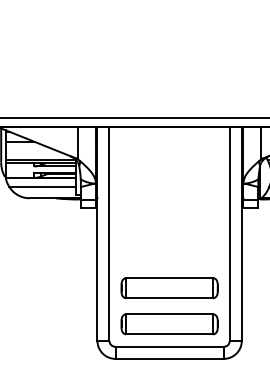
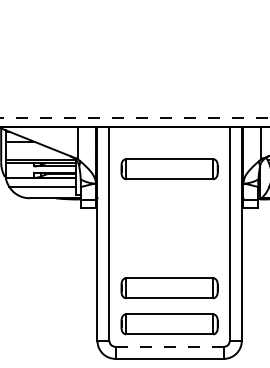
line: solid -> dashed (135, 118)
part: none -> present (169, 169)
line: solid -> dashed (170, 346)
